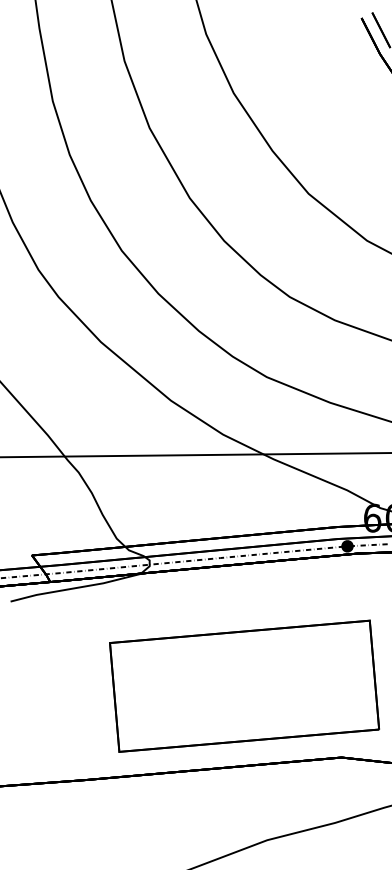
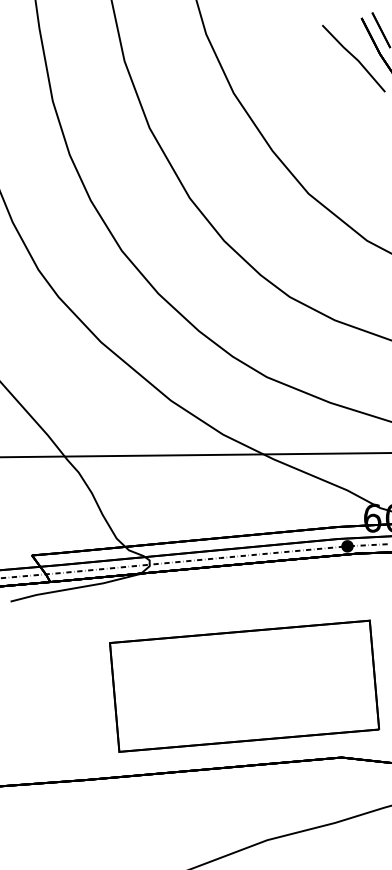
line: none -> present (353, 57)
